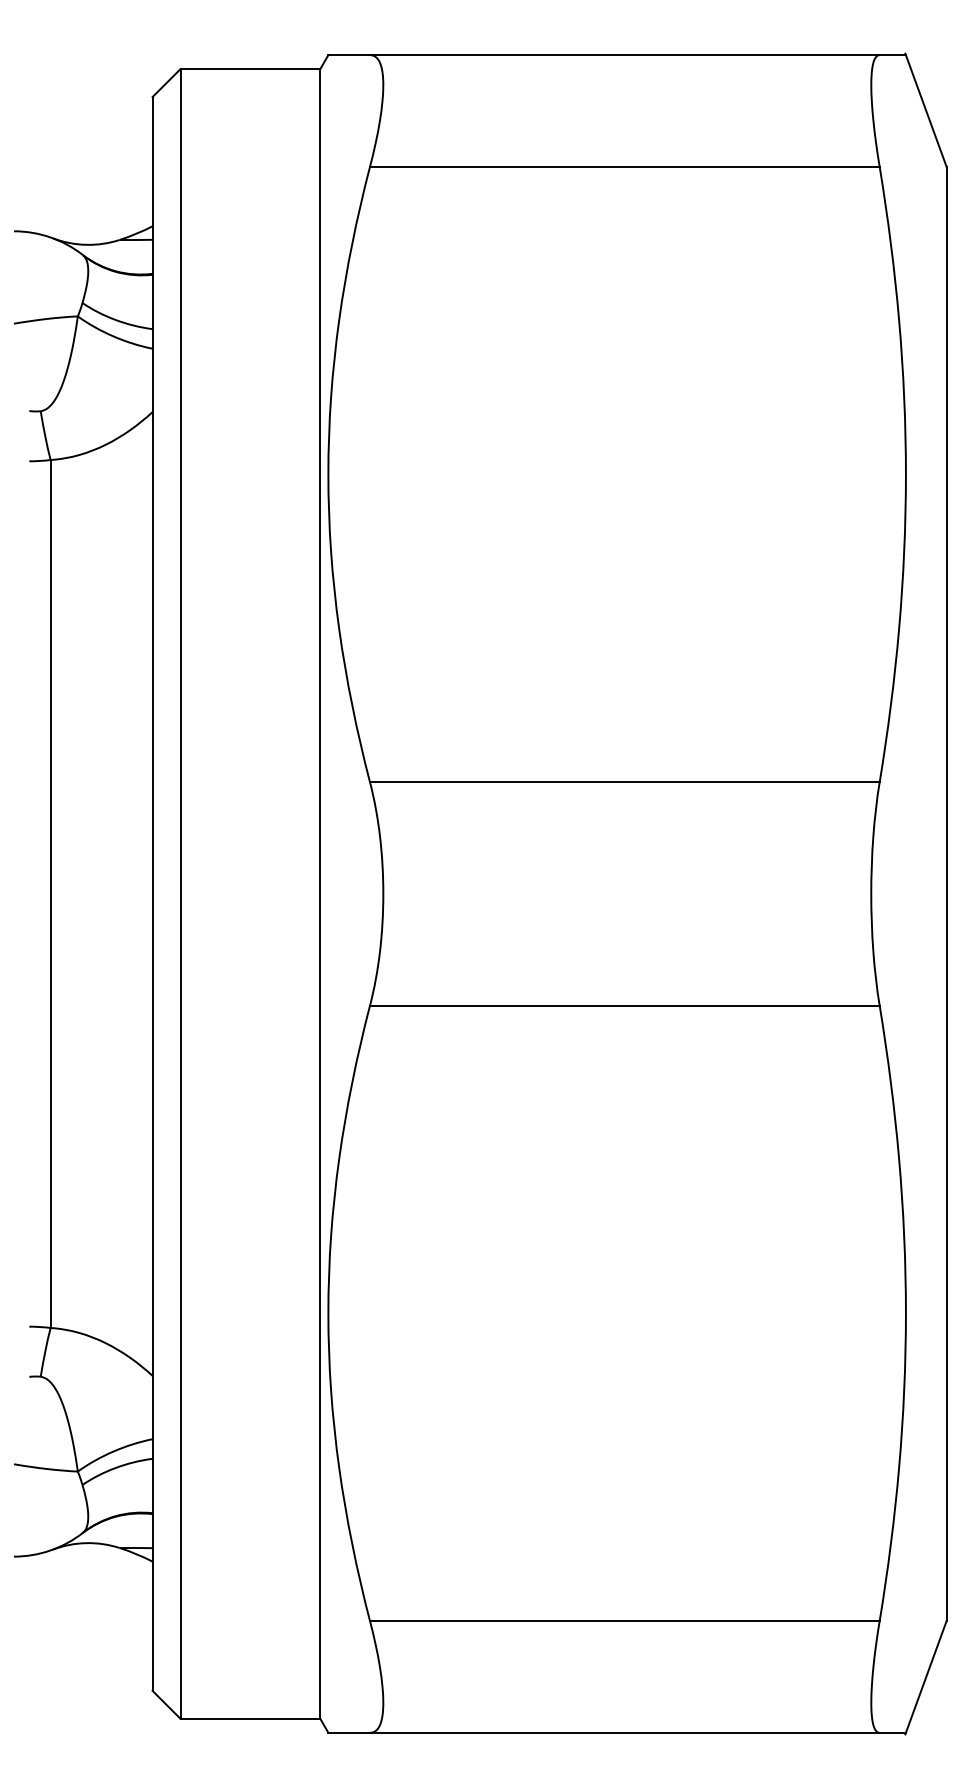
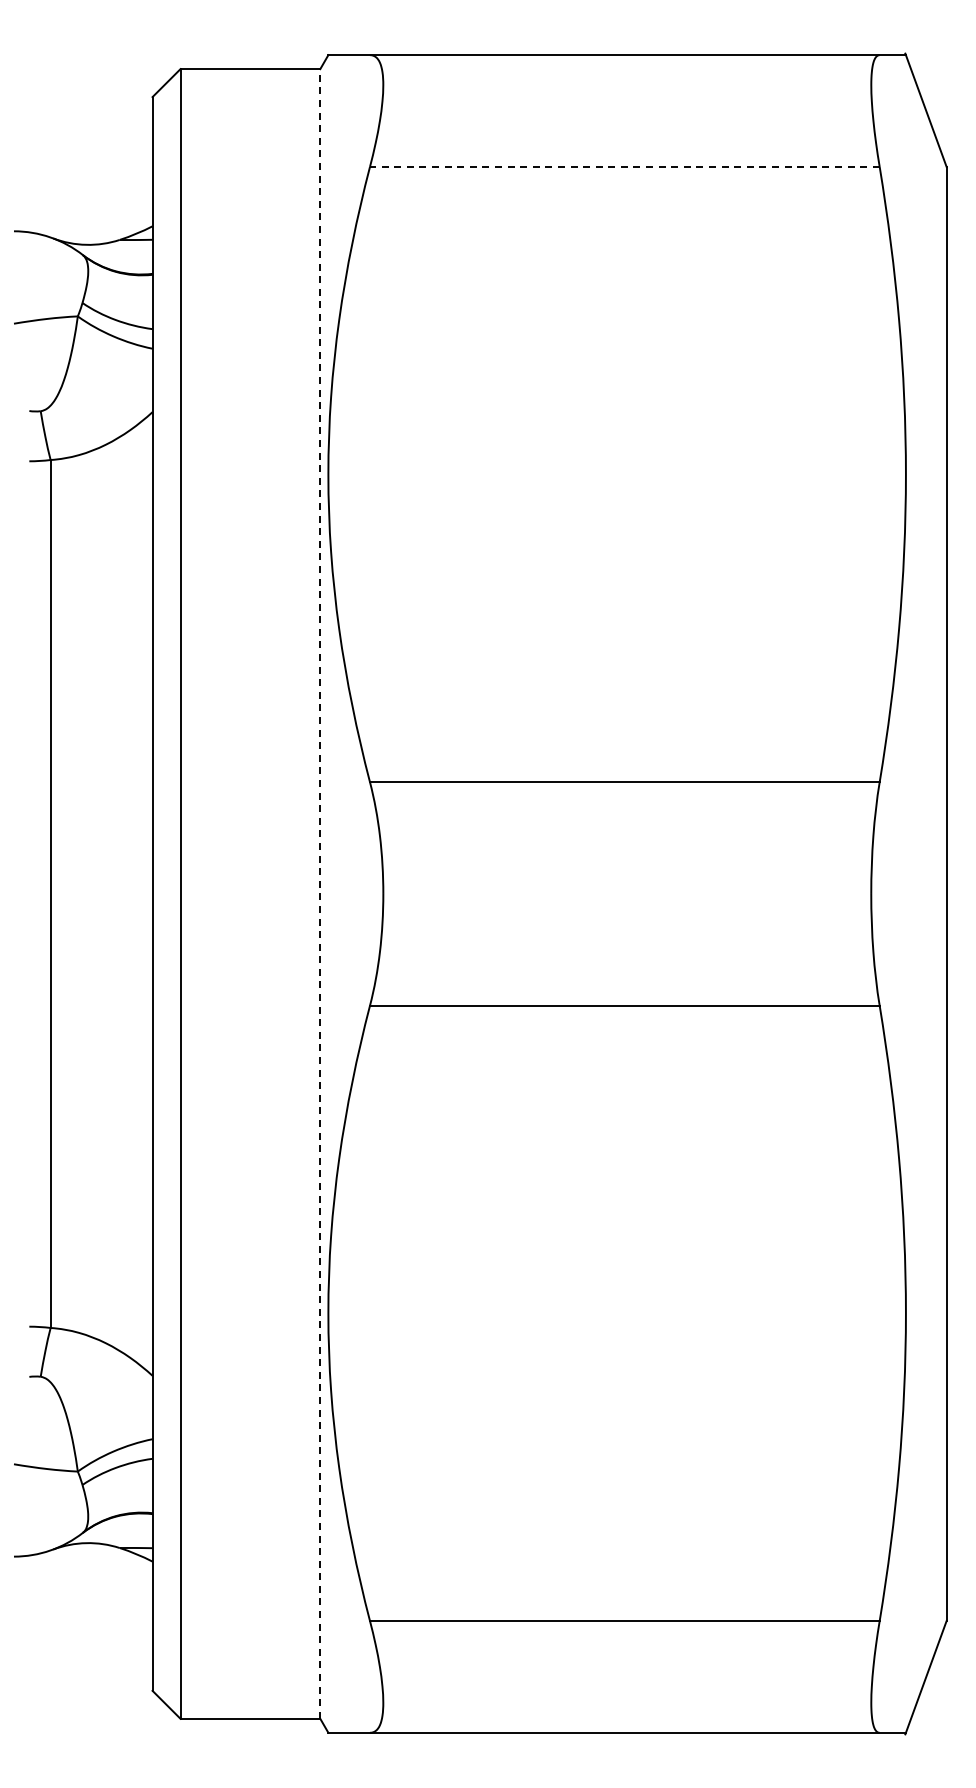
line: solid -> dashed (624, 166)
line: solid -> dashed (320, 893)
